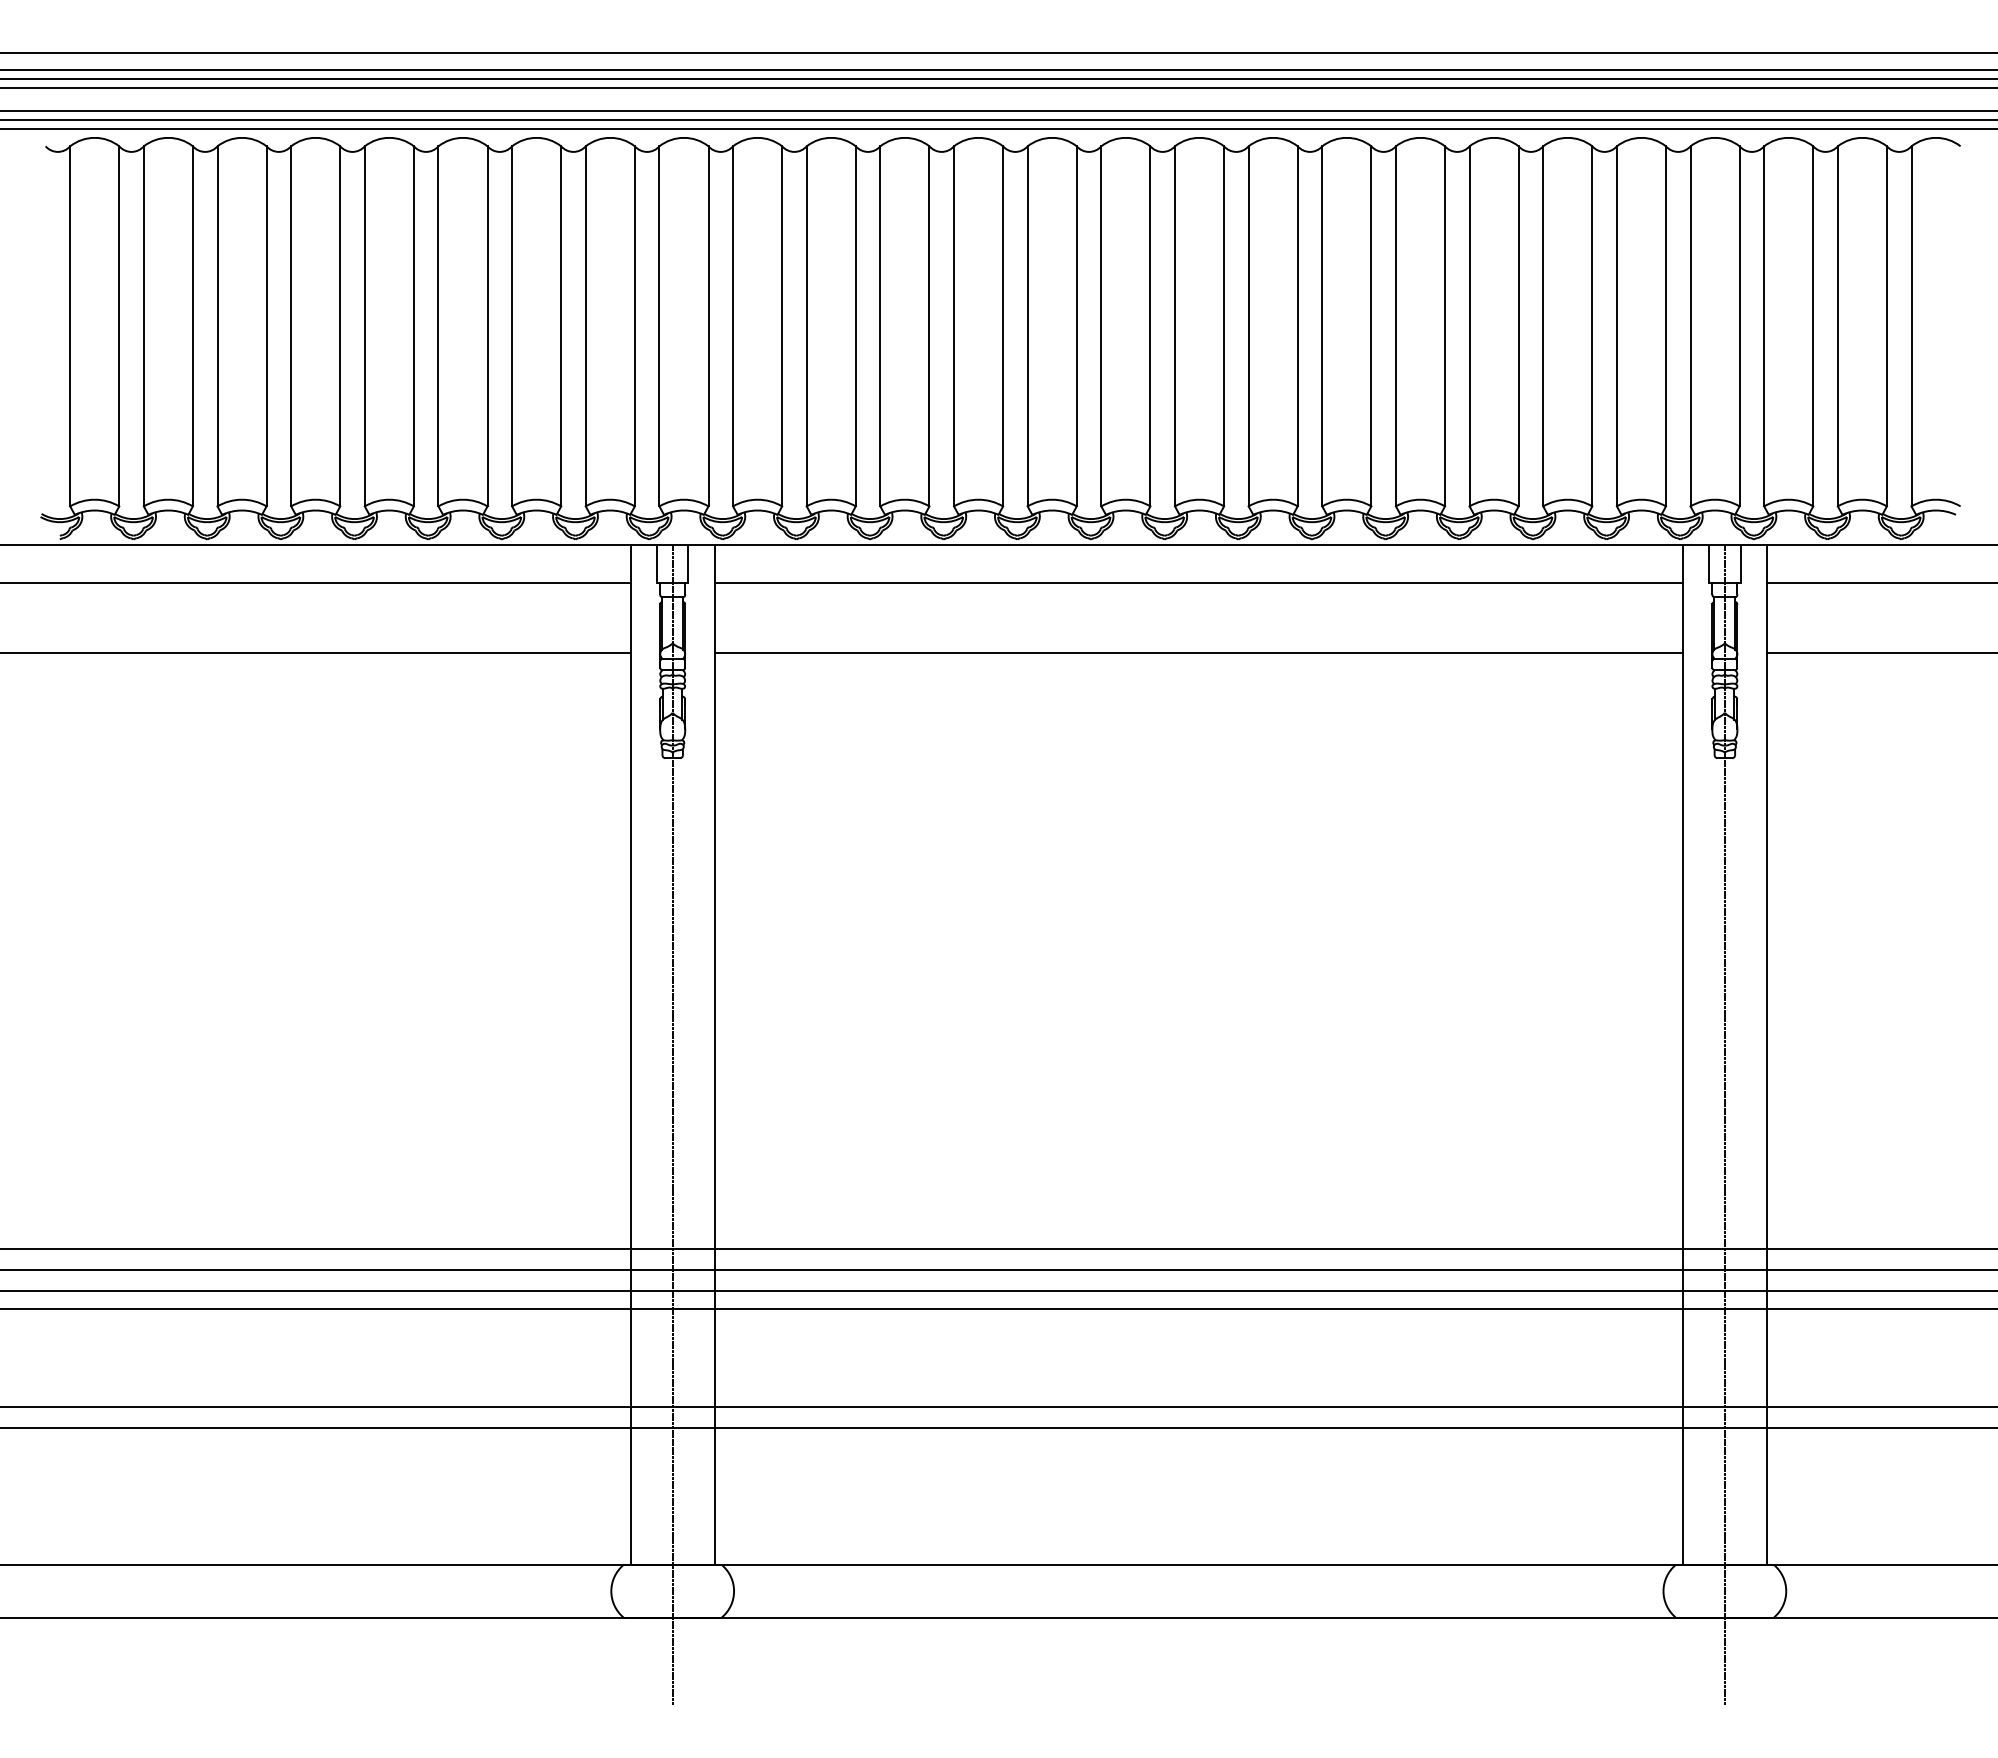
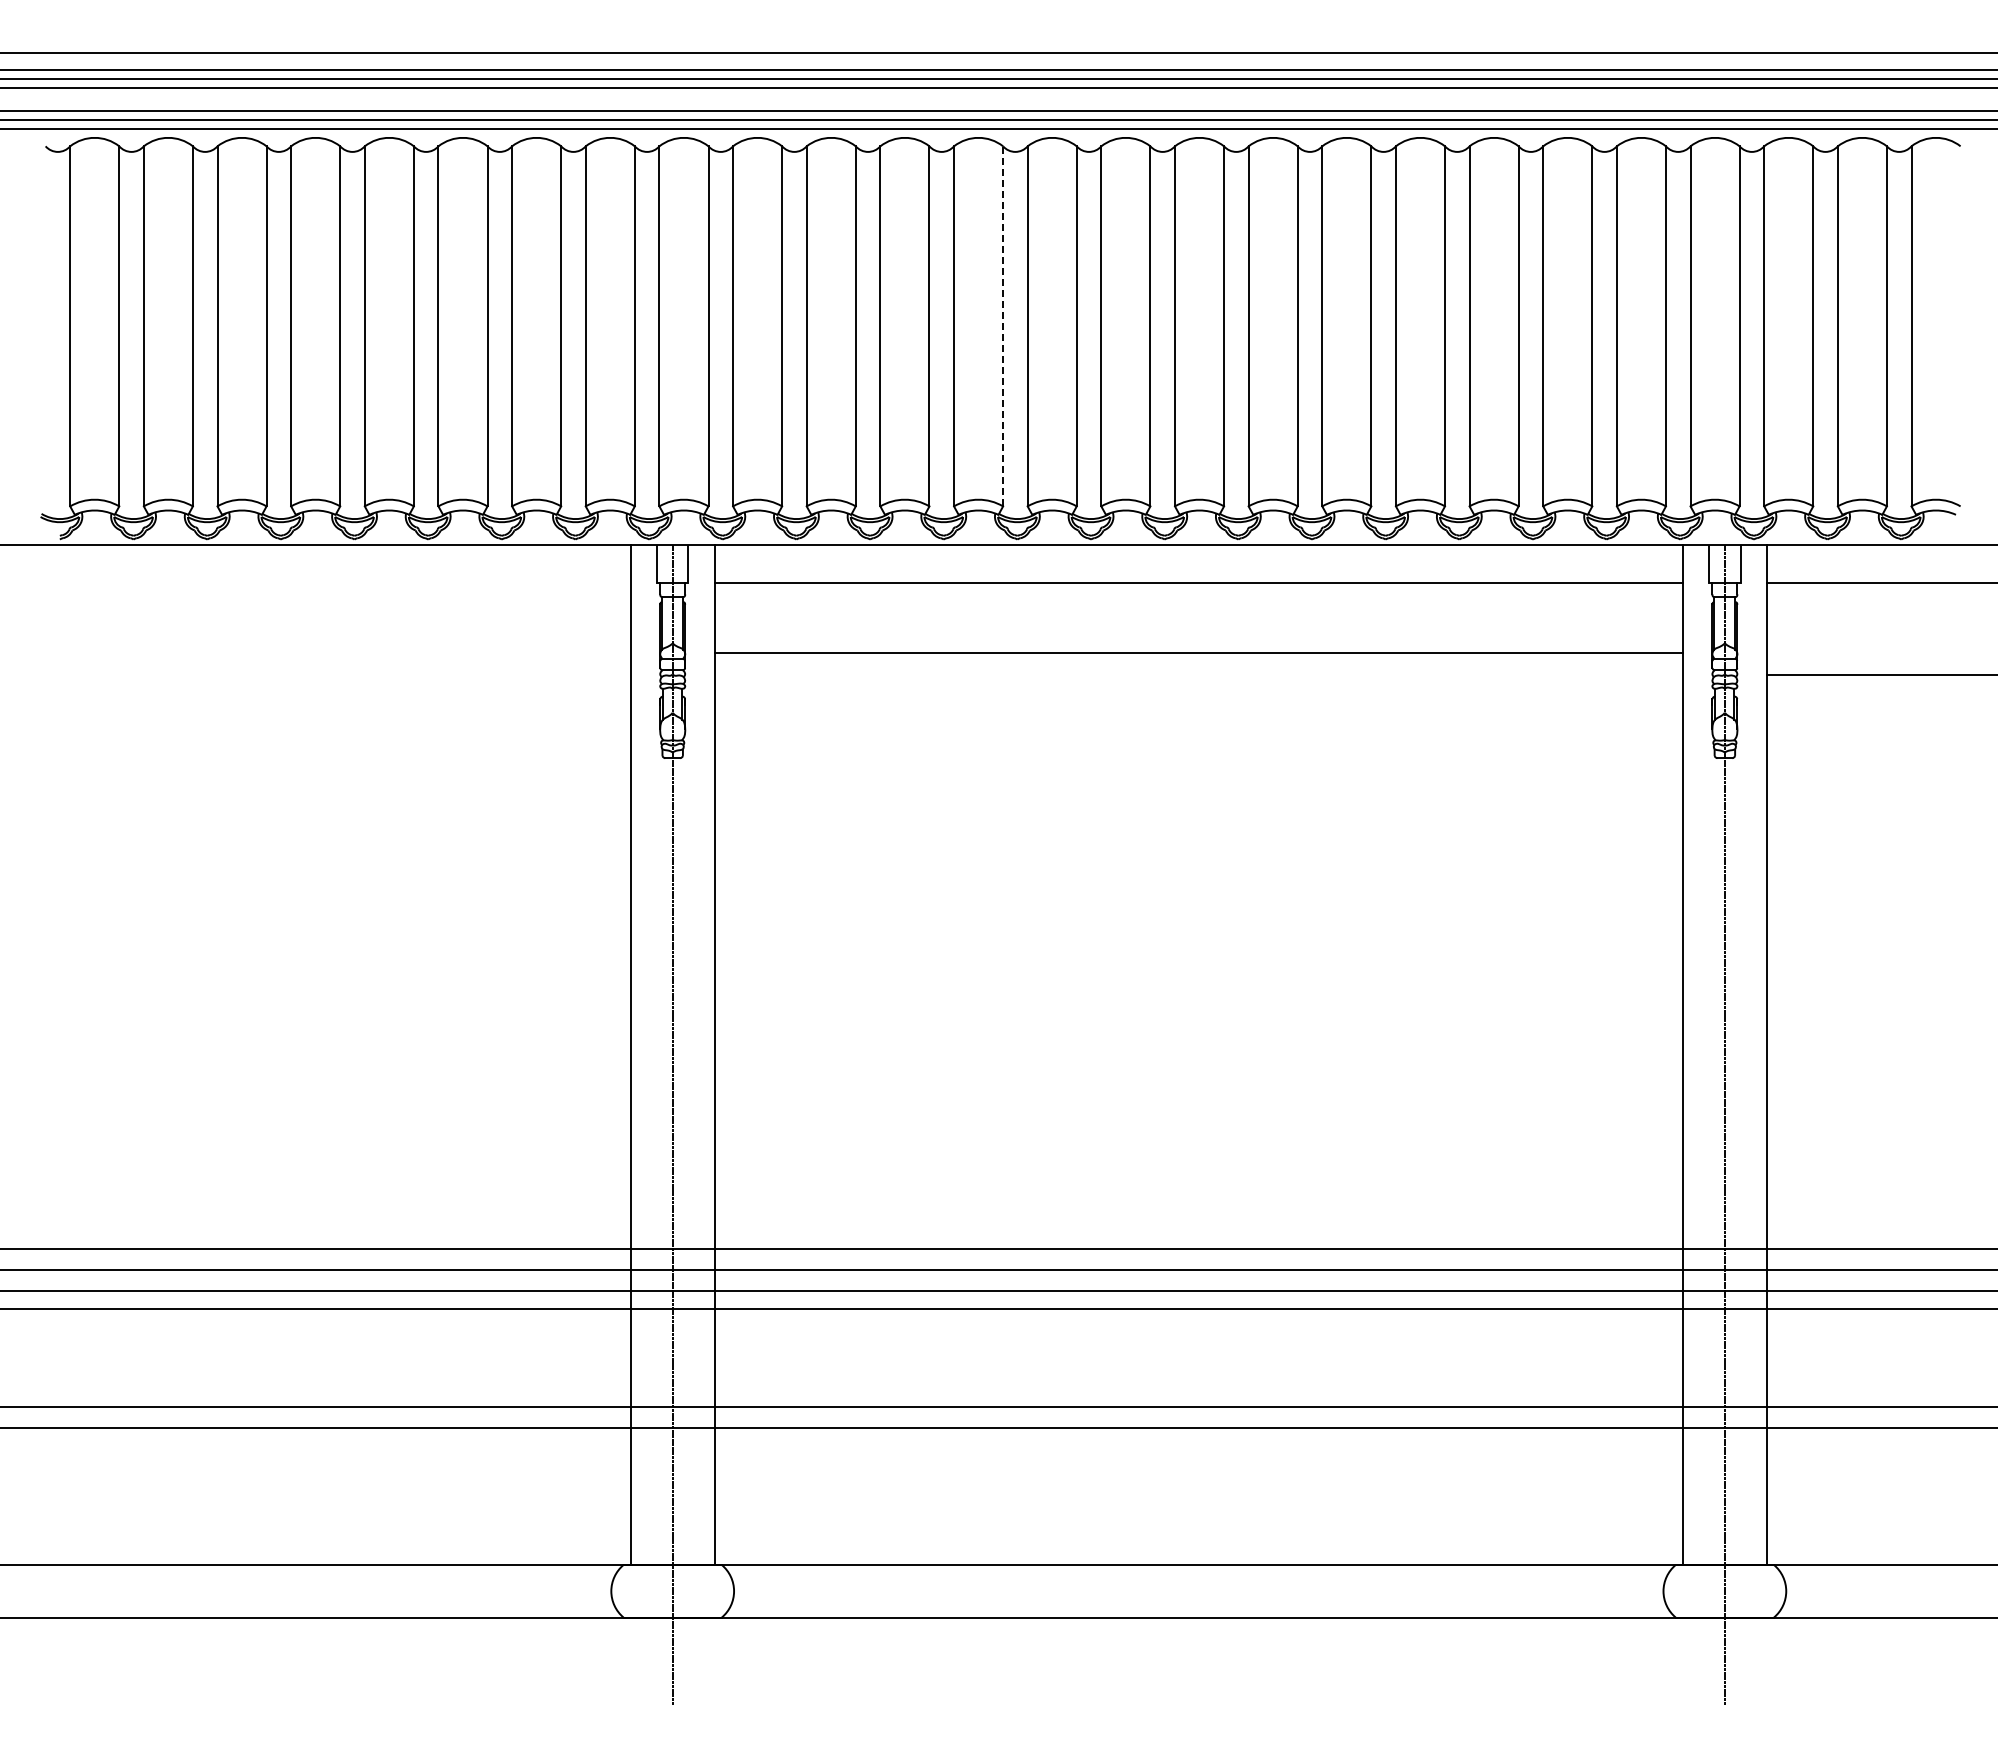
line: solid -> dashed (1003, 325)
line: present -> none (316, 582)
line: present -> none (316, 653)
line position: (1880, 653) -> (1880, 675) (1880, 675)
